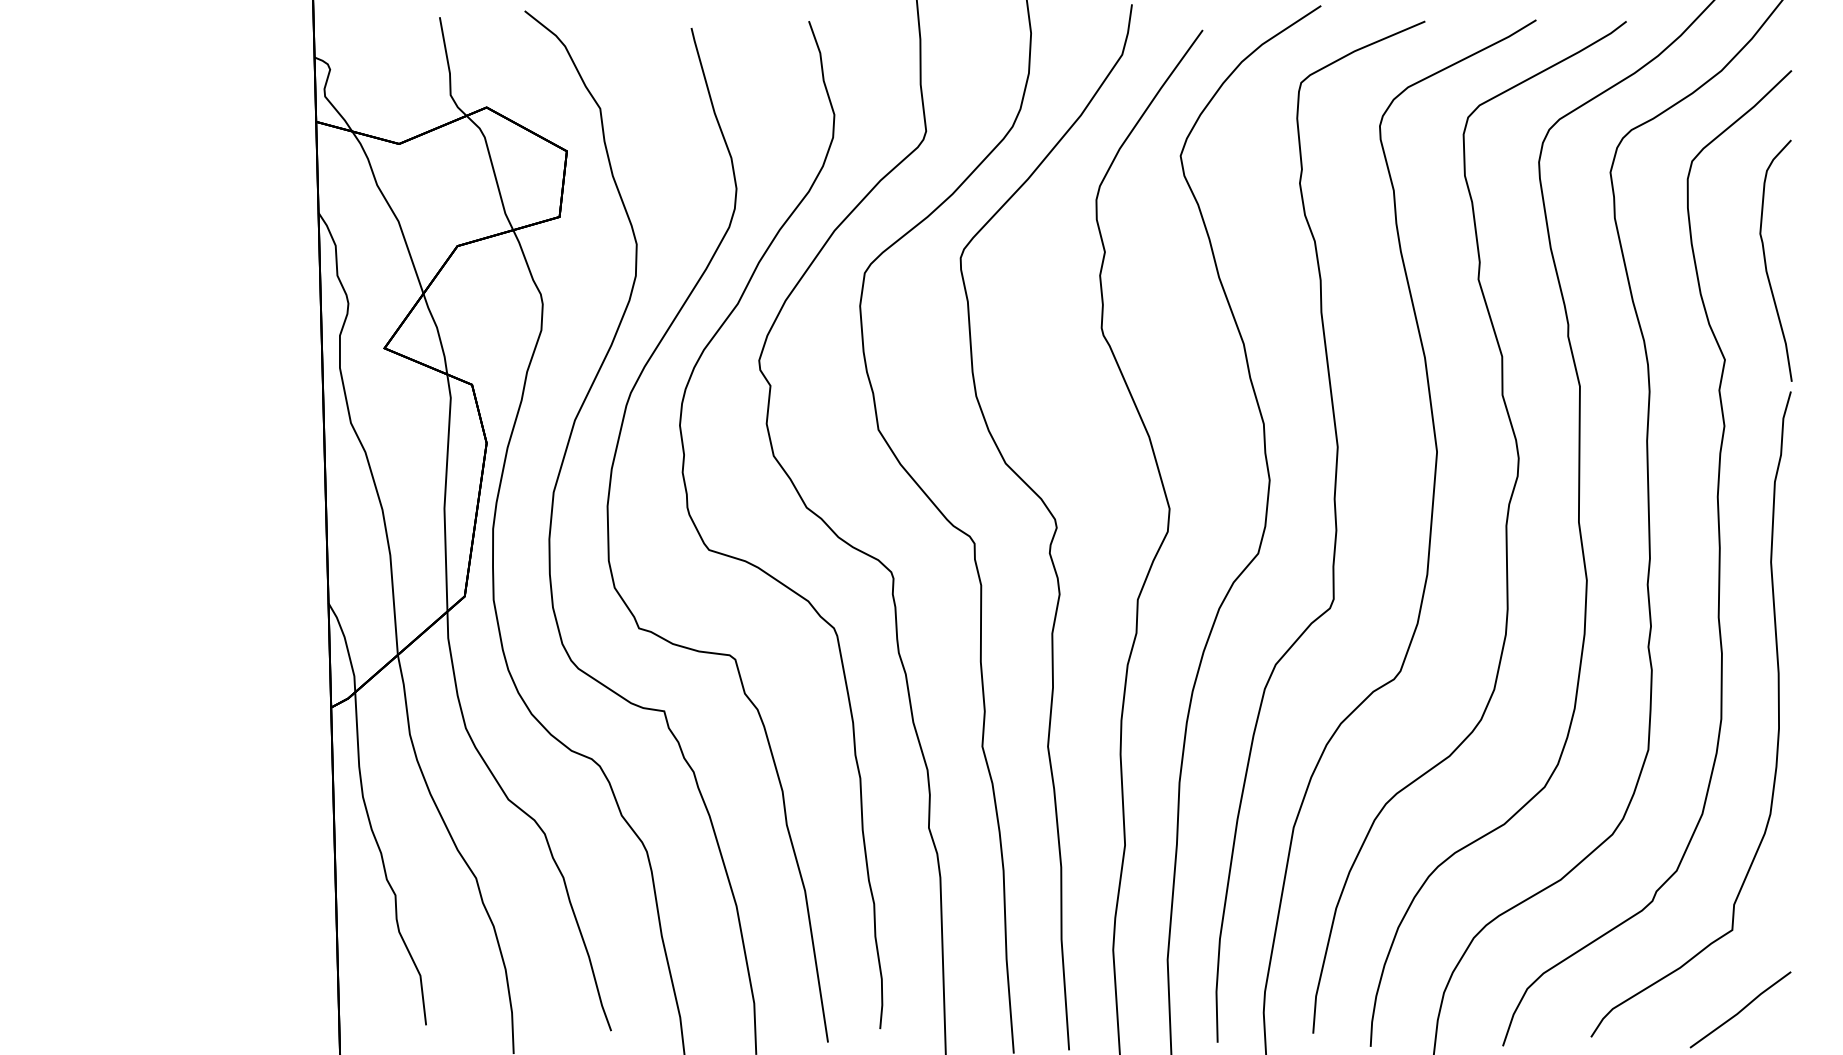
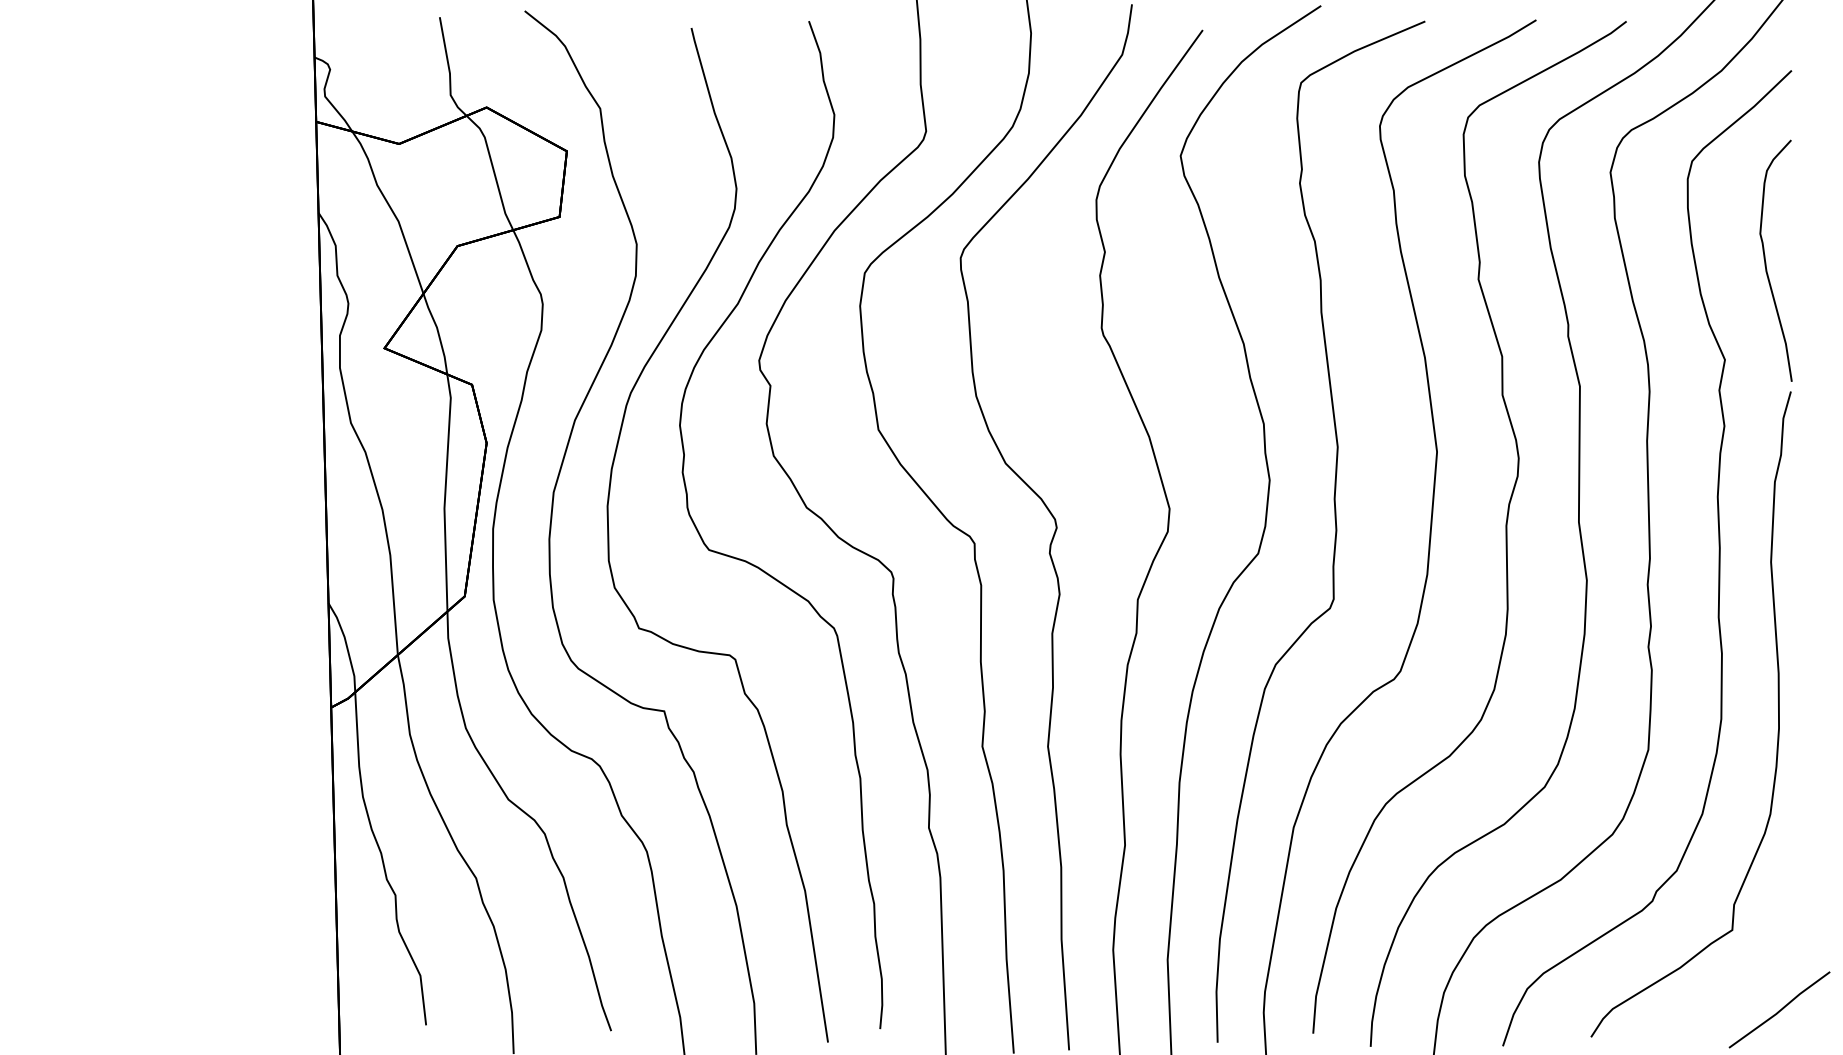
line position: (1741, 1009) -> (1780, 1009) (1780, 1009)
